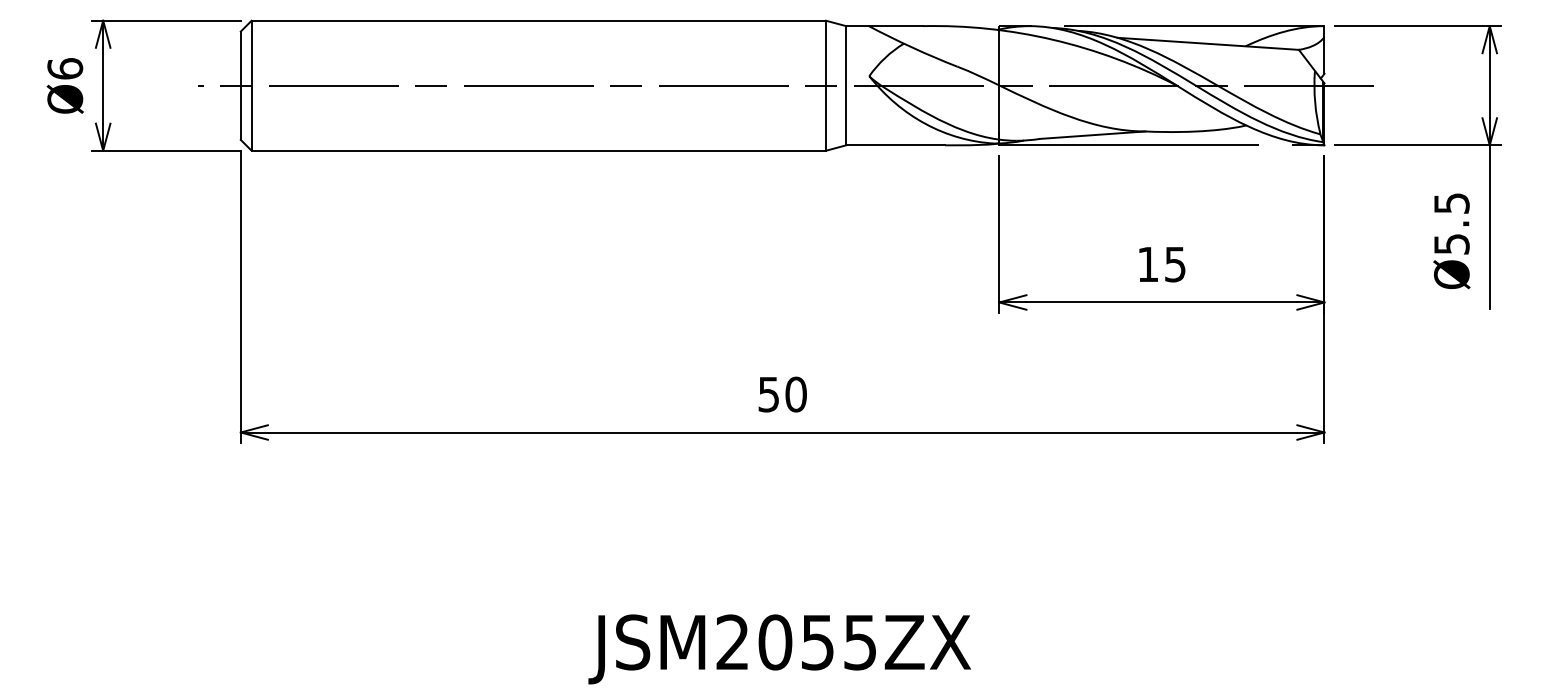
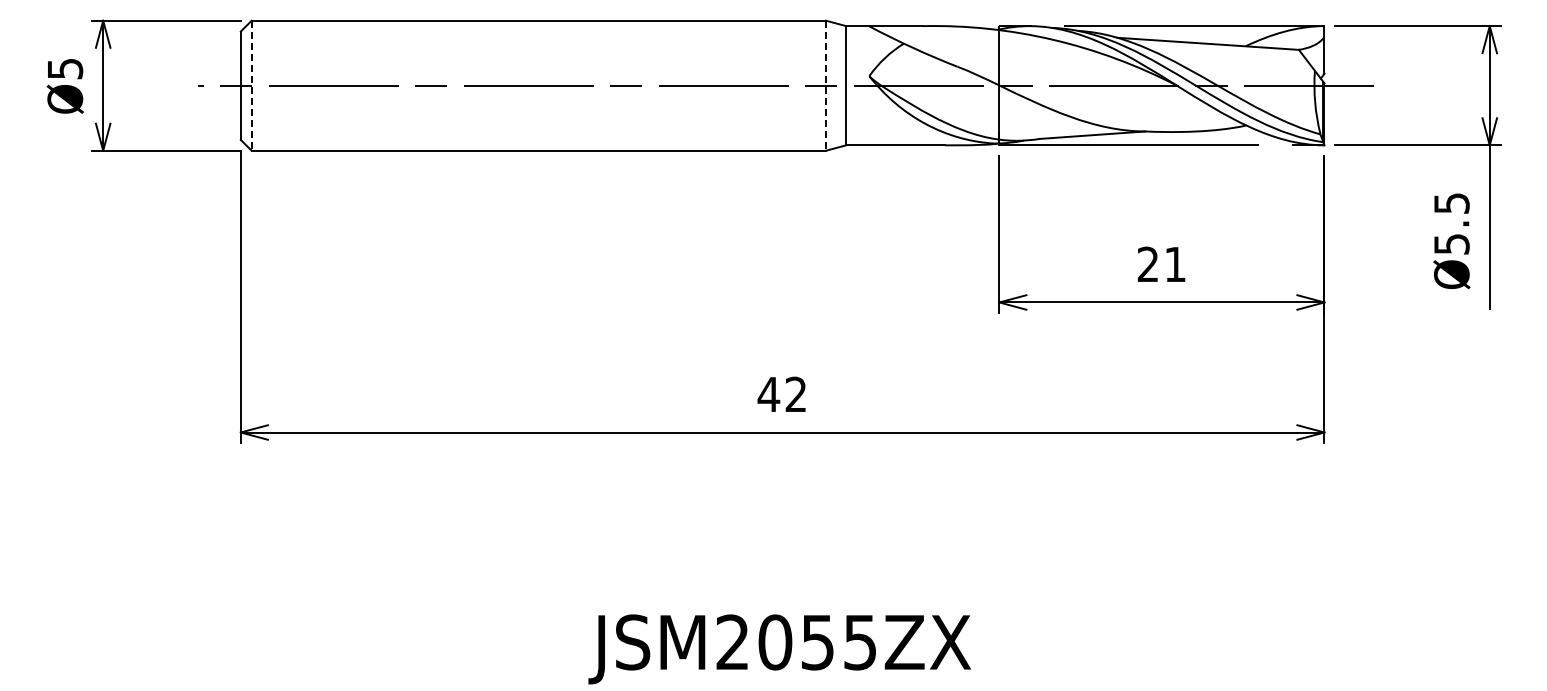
text: Ø6 -> Ø5 (65, 68)
line: solid -> dashed (251, 86)
line: solid -> dashed (825, 86)
text: 15 -> 21 (1161, 264)
text: 50 -> 42 (781, 394)
